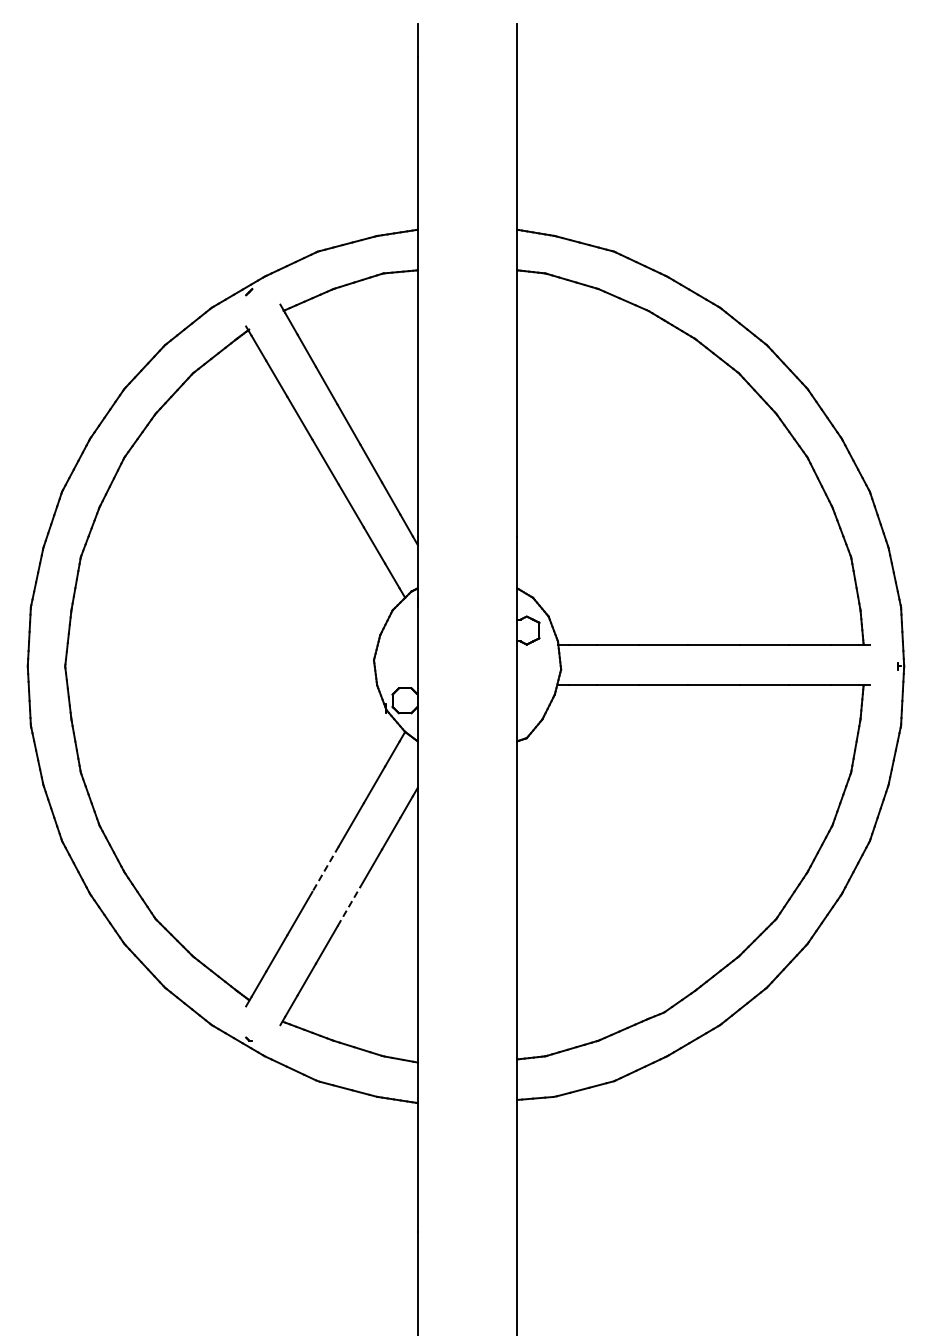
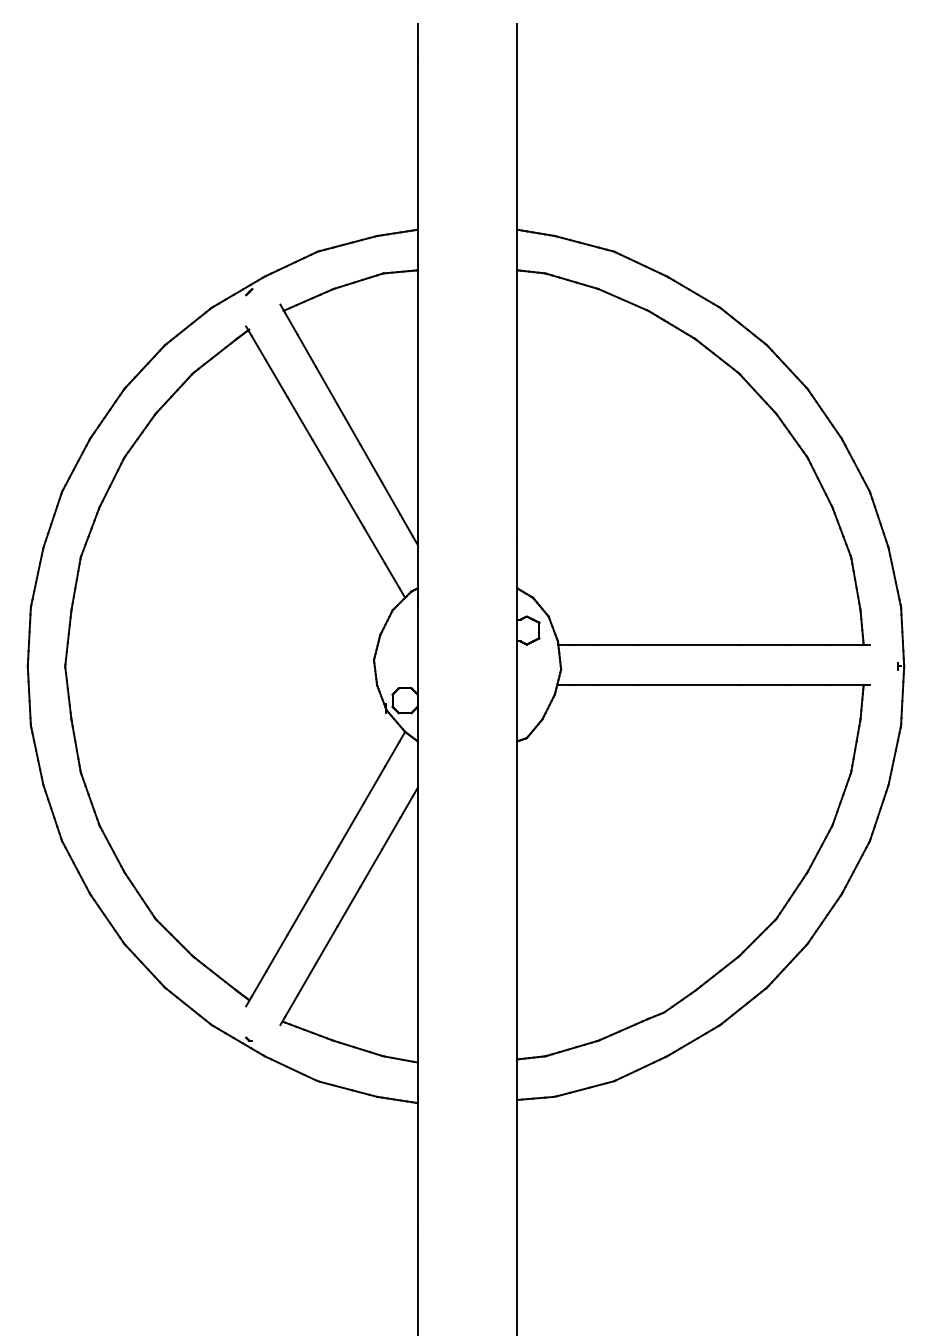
line: dashed -> solid (325, 869)
line: dashed -> solid (349, 906)
